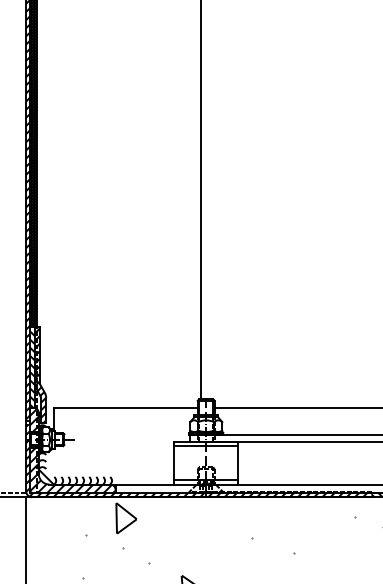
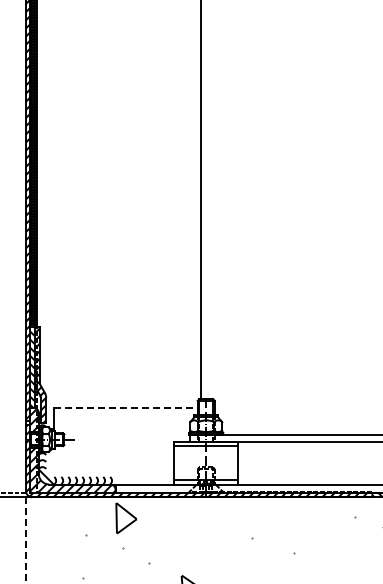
line: solid -> dashed (125, 407)
line: present -> none (296, 407)
line: solid -> dashed (25, 540)
